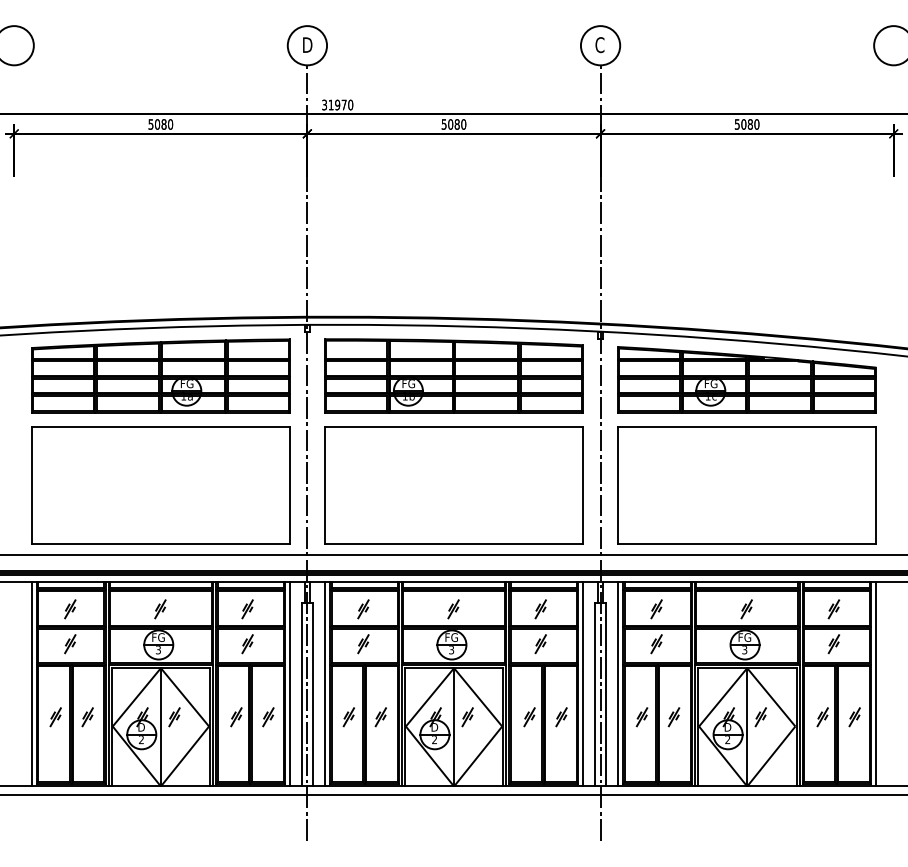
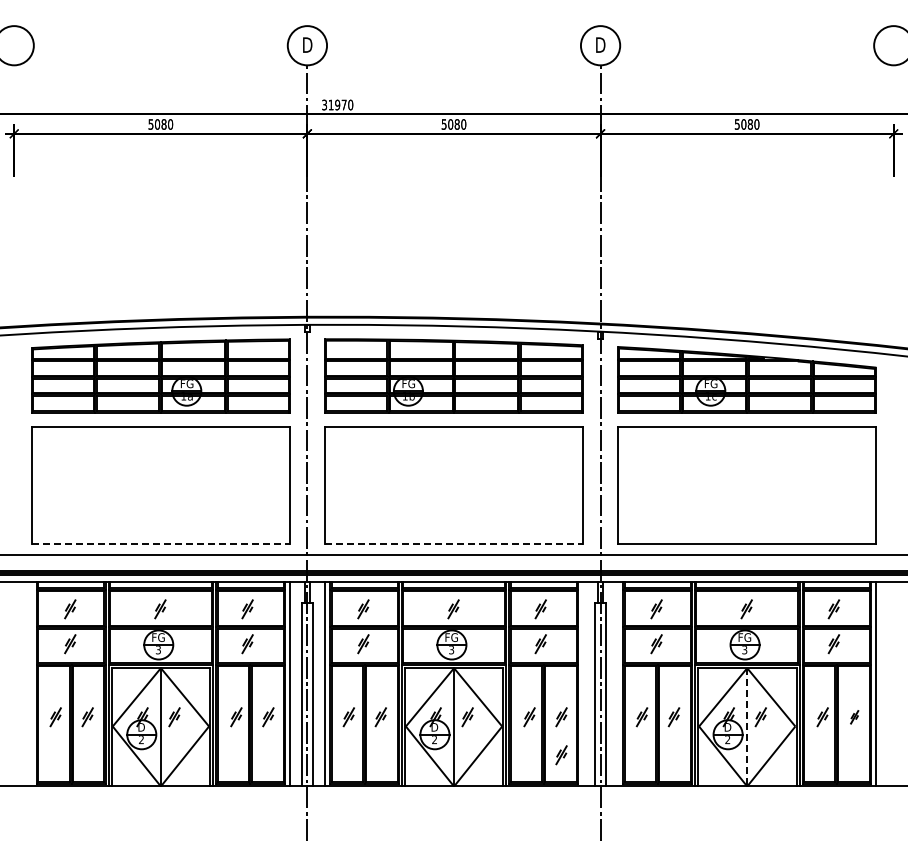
text: C -> D (600, 45)
line: solid -> dashed (161, 544)
line: solid -> dashed (454, 544)
line: present -> none (31, 684)
line: present -> none (583, 684)
line: present -> none (617, 684)
part size: 13x21 px -> 10x15 px (854, 717)
line: solid -> dashed (747, 727)
part: none -> present (561, 755)
line: present -> none (453, 795)
